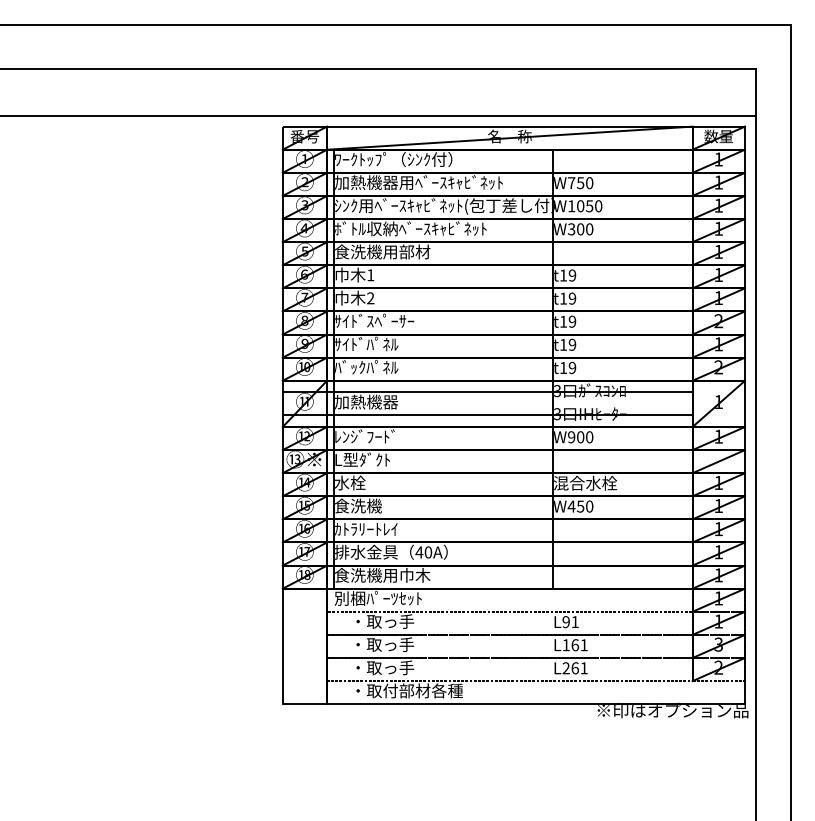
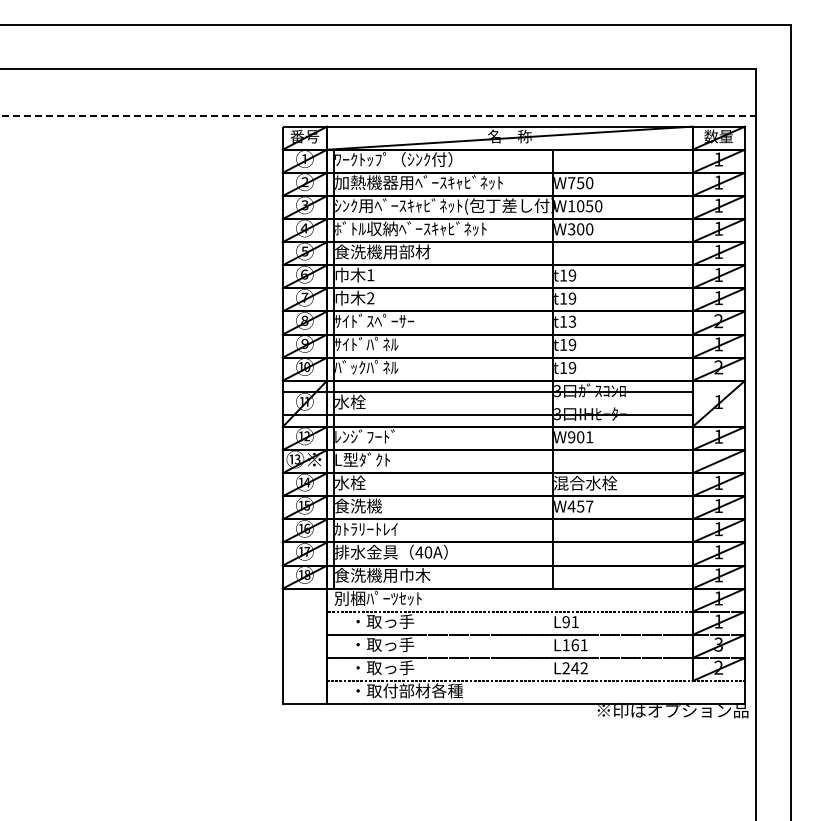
line: solid -> dashed (378, 116)
text: t19 -> t13 (572, 321)
text: 加熱機器 -> 水栓 (366, 401)
text: W900 -> W901 (589, 437)
text: W450 -> W457 (589, 506)
text: L261 -> L242 (579, 668)
